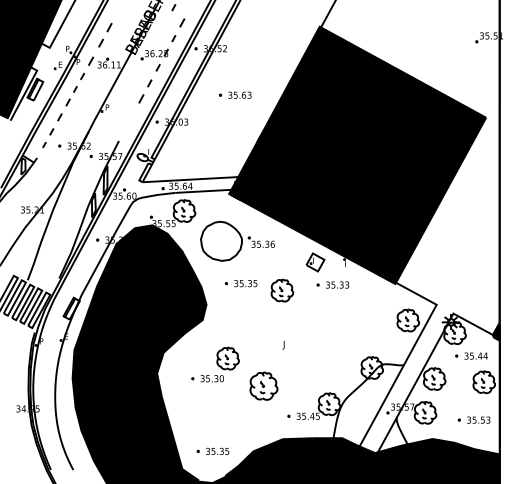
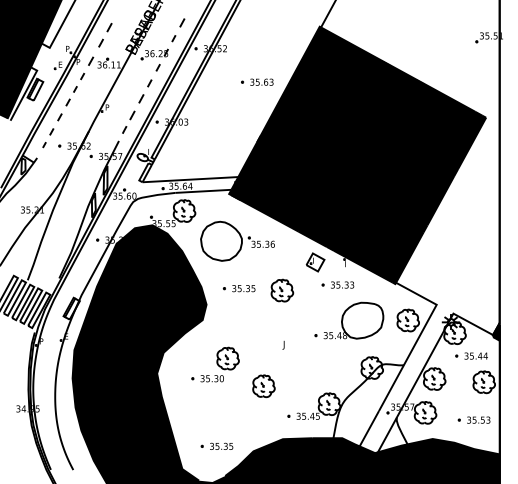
line: present -> none (173, 7)
part position: (235, 94) -> (257, 81) (257, 81)
part: none -> present (128, 121)
part position: (240, 283) -> (238, 288) (238, 288)
part position: (332, 284) -> (337, 284) (337, 284)
part: none -> present (349, 320)
part size: 30x30 px -> 24x25 px (263, 386)
part position: (212, 450) -> (216, 445) (216, 445)
